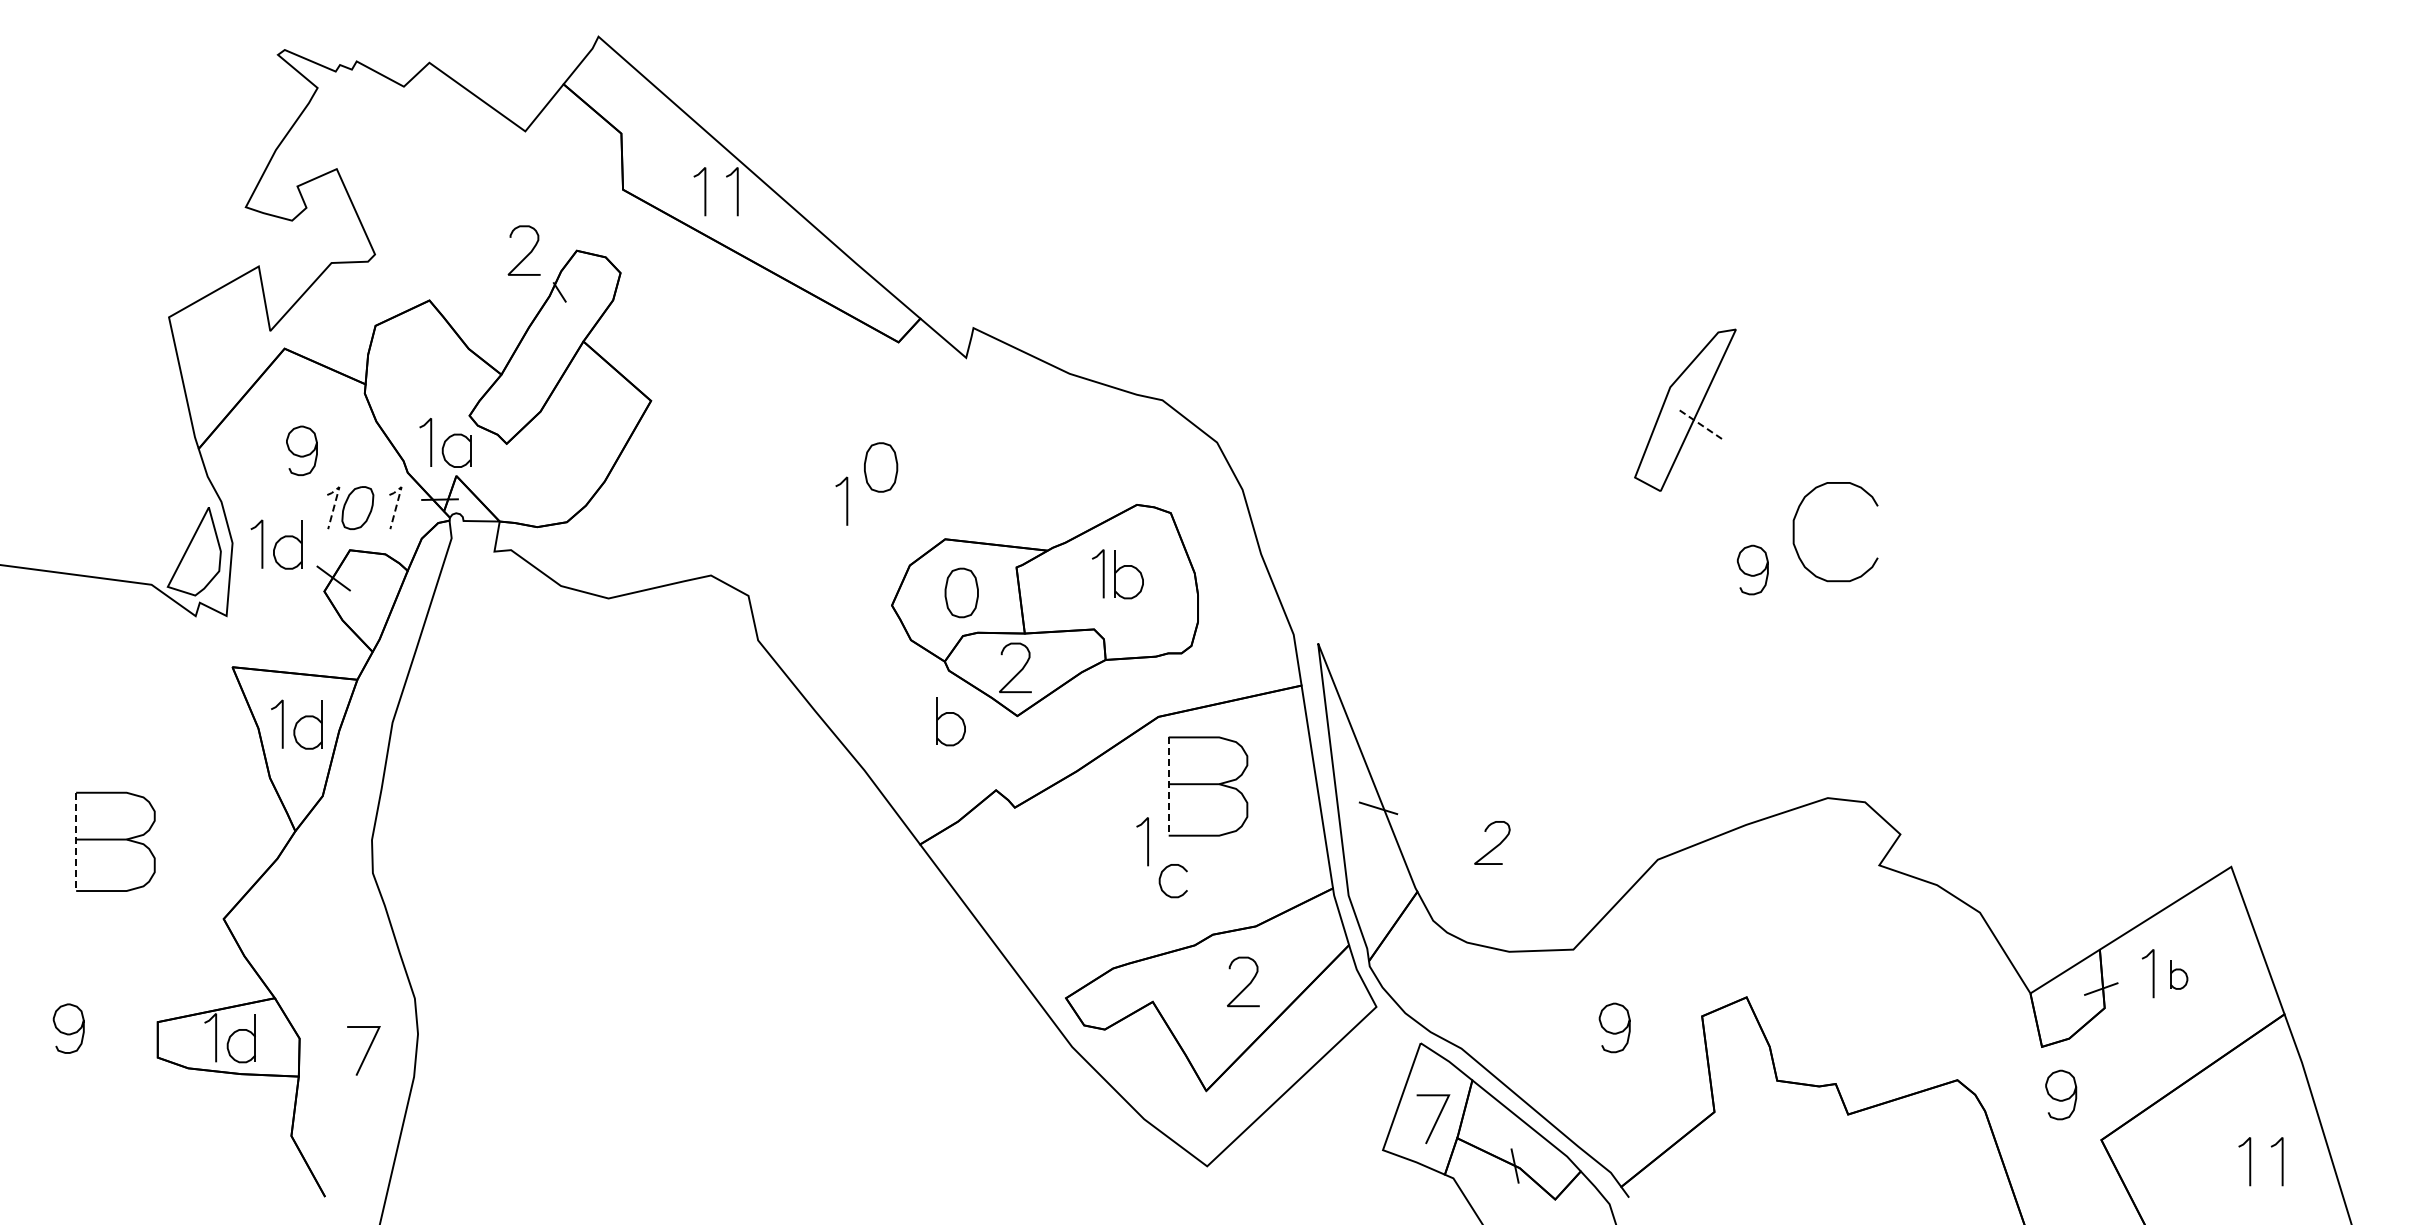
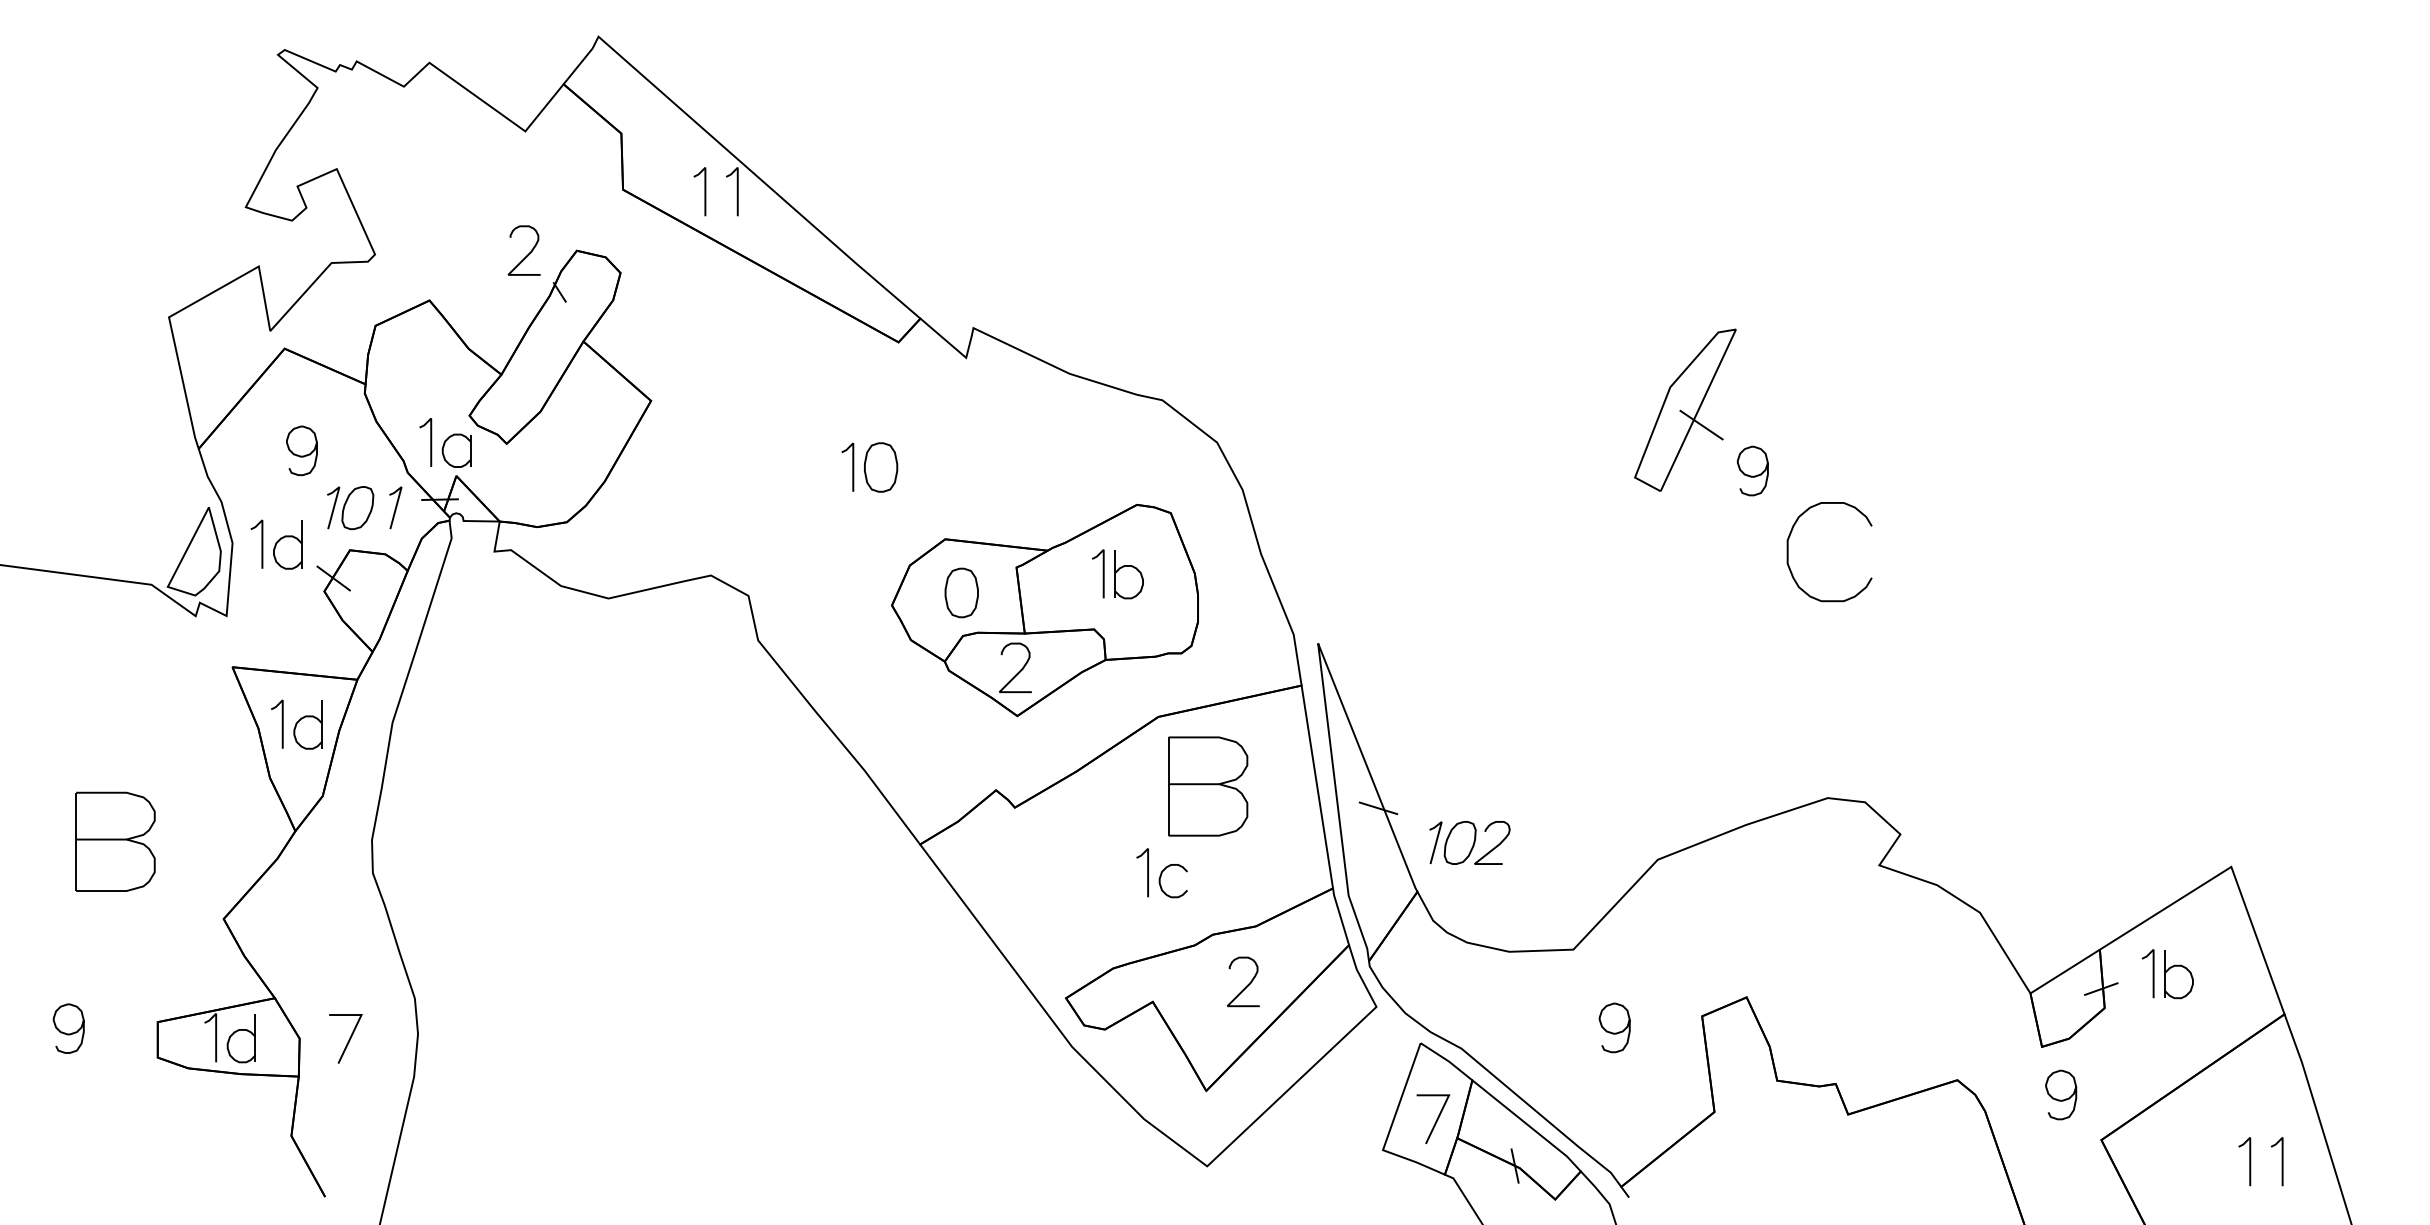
line: dashed -> solid (1701, 425)
line: dashed -> solid (335, 500)
line: dashed -> solid (398, 500)
line position: (846, 500) -> (852, 466) (852, 466)
curve position: (1794, 532) -> (1788, 552) (1788, 552)
curve position: (1751, 574) -> (1751, 475) (1751, 475)
part: present -> none (950, 721)
line: dashed -> solid (1168, 787)
line position: (1147, 841) -> (1147, 872) (1147, 872)
line: dashed -> solid (76, 842)
part: none -> present (1452, 842)
part size: 19x30 px -> 30x50 px (2178, 974)
line position: (366, 1051) -> (348, 1039) (348, 1039)
